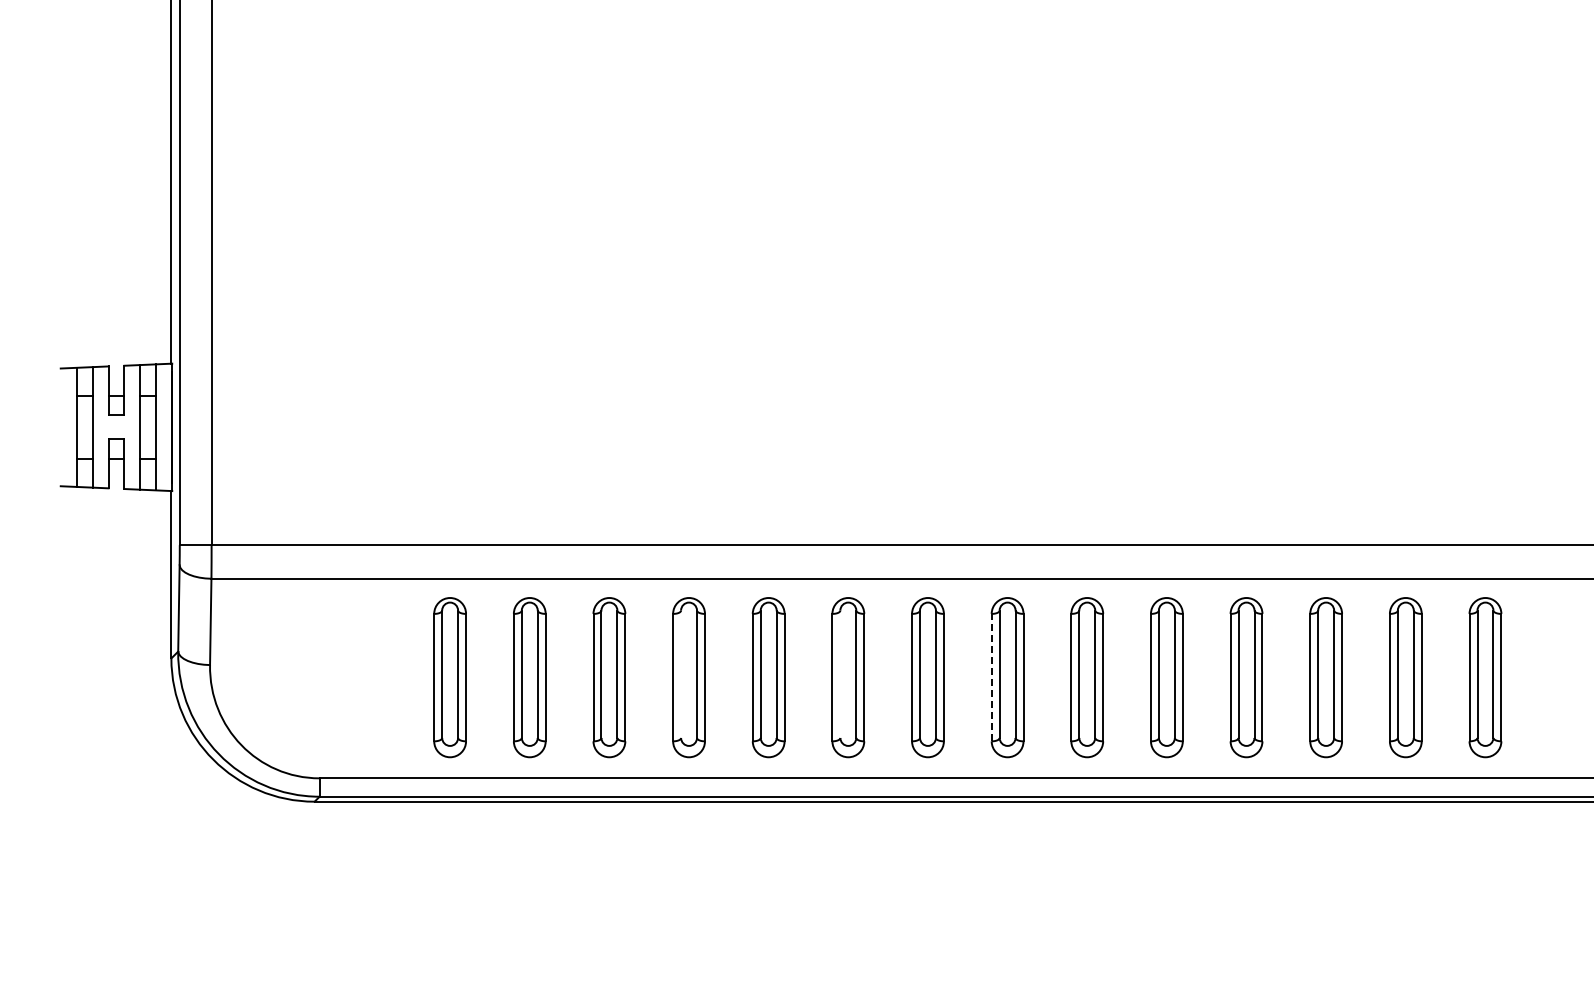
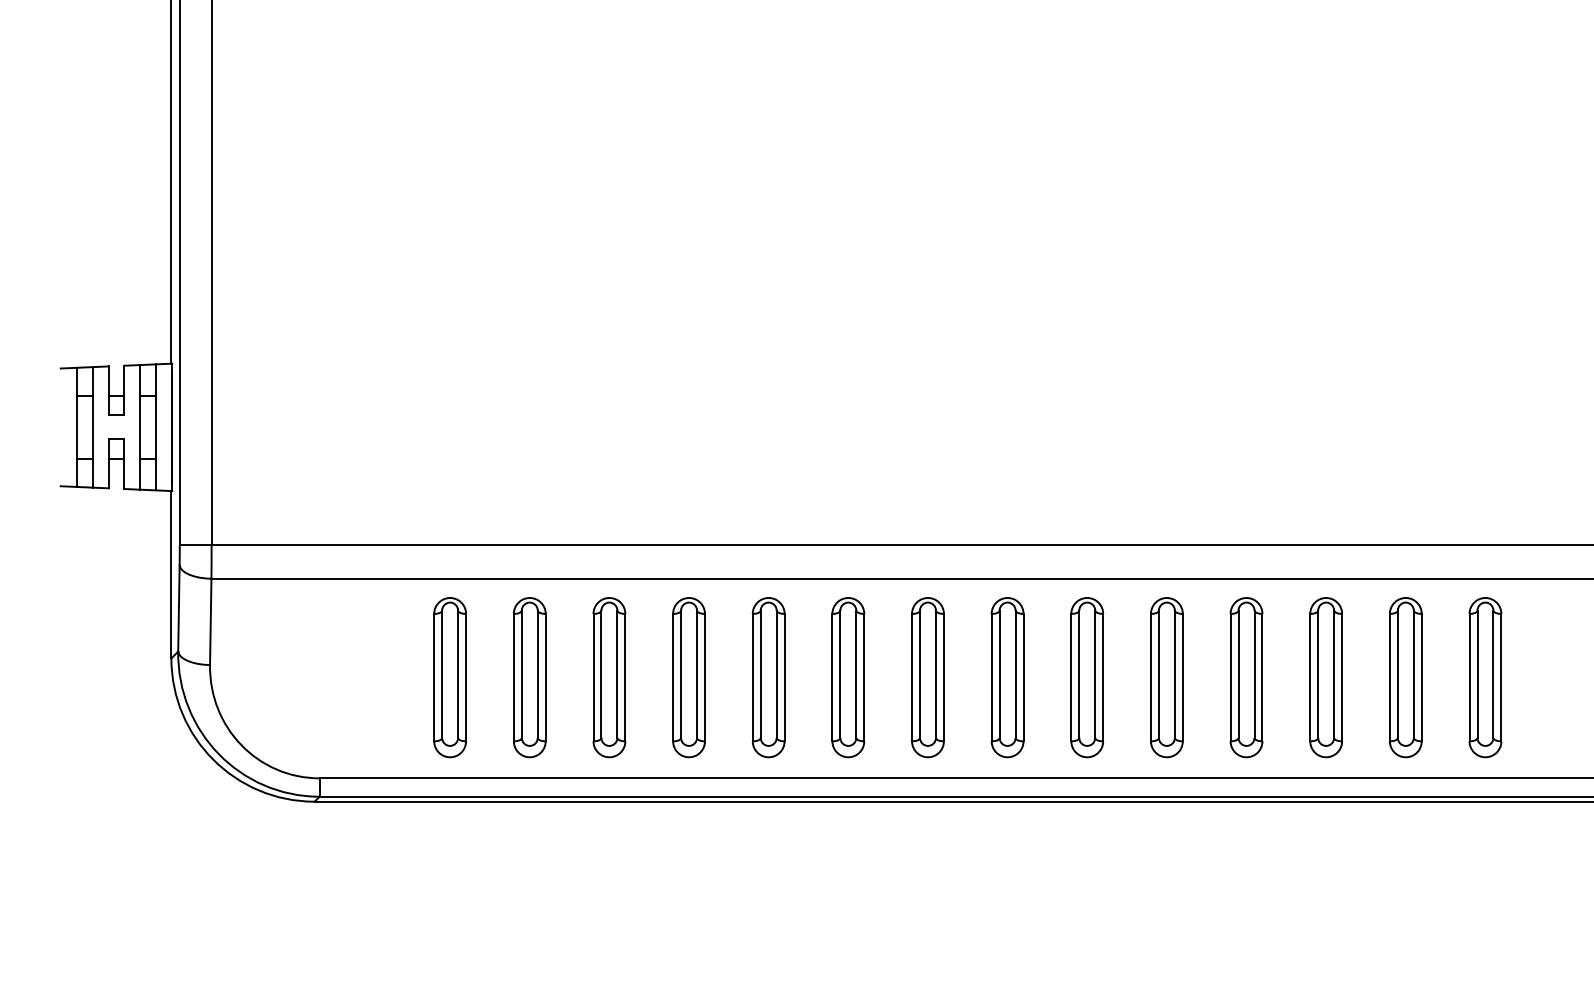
line: none -> present (681, 673)
line: none -> present (840, 673)
line: dashed -> solid (991, 677)
